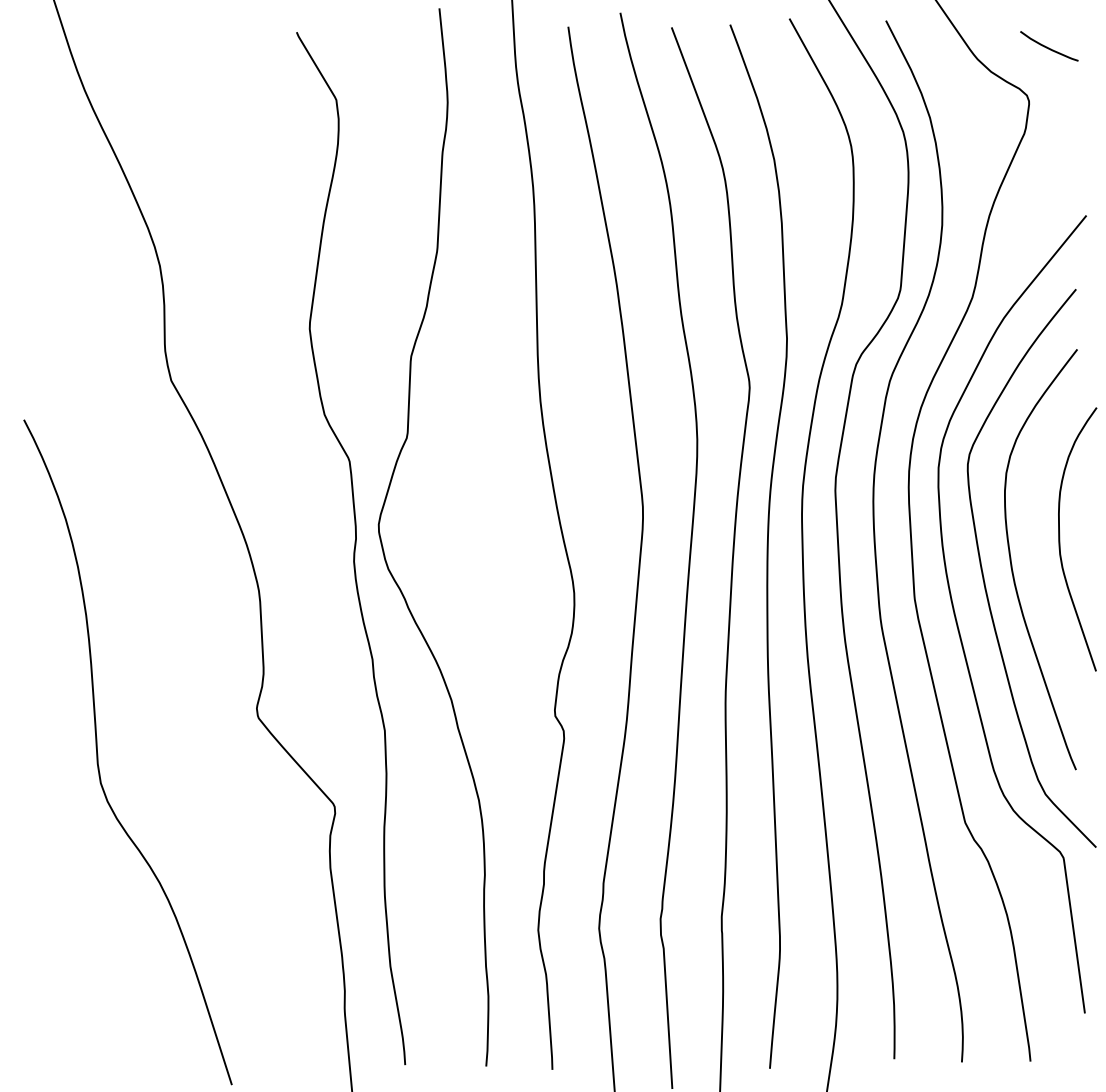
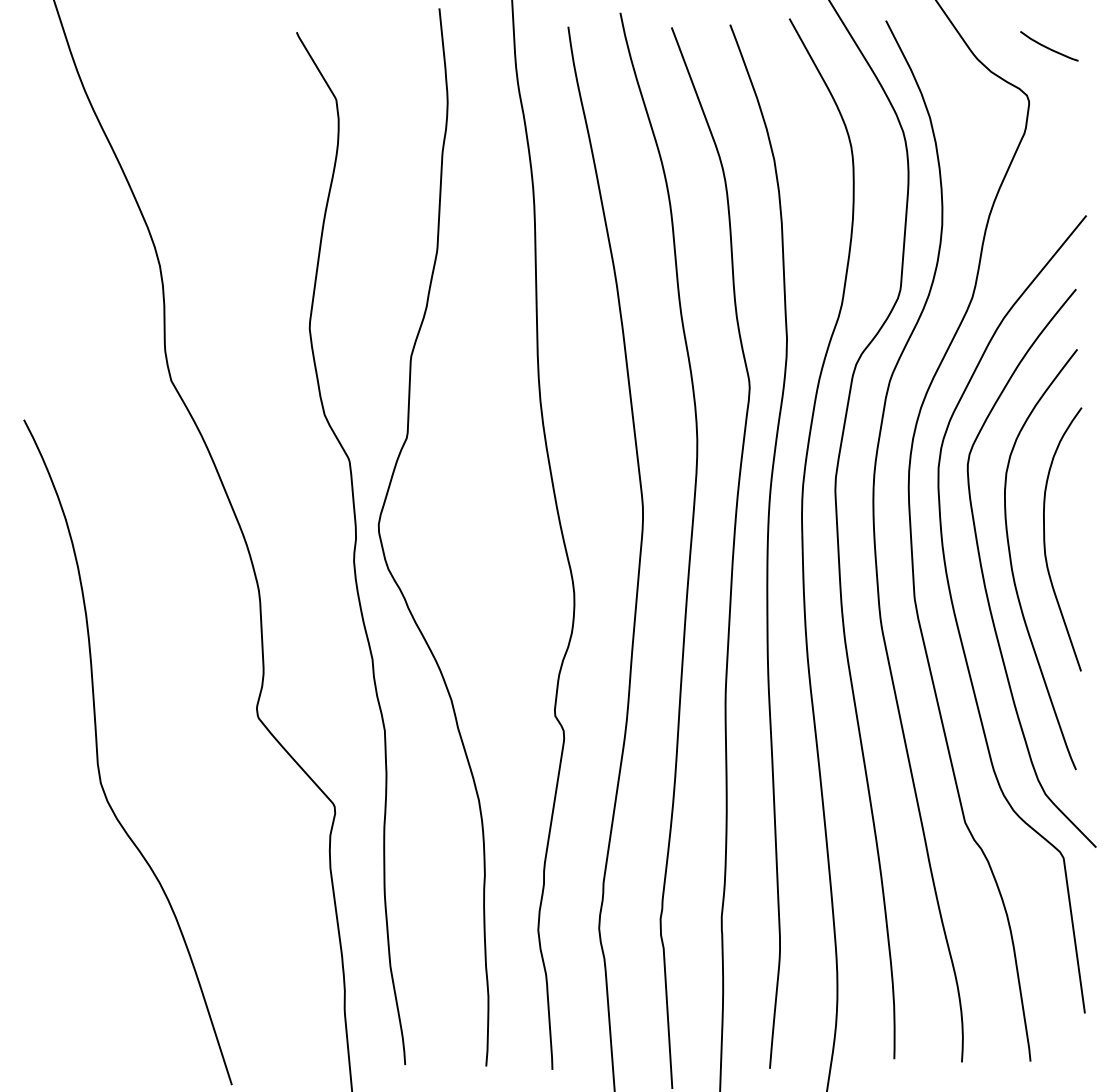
curve position: (1060, 539) -> (1045, 539) (1045, 539)
